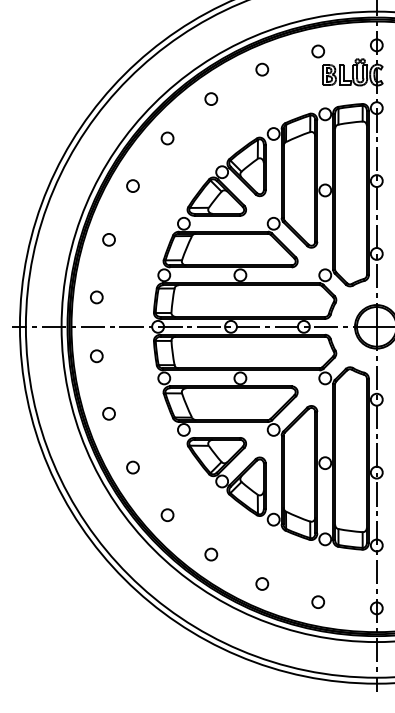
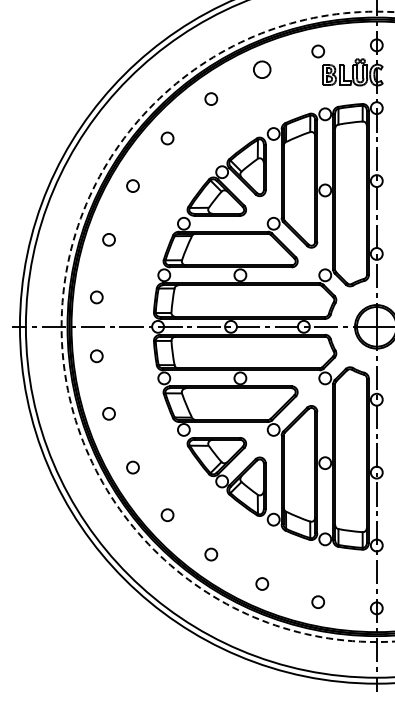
circle size: 15x15 px -> 19x19 px (262, 69)
circle: solid -> dashed (227, 326)
